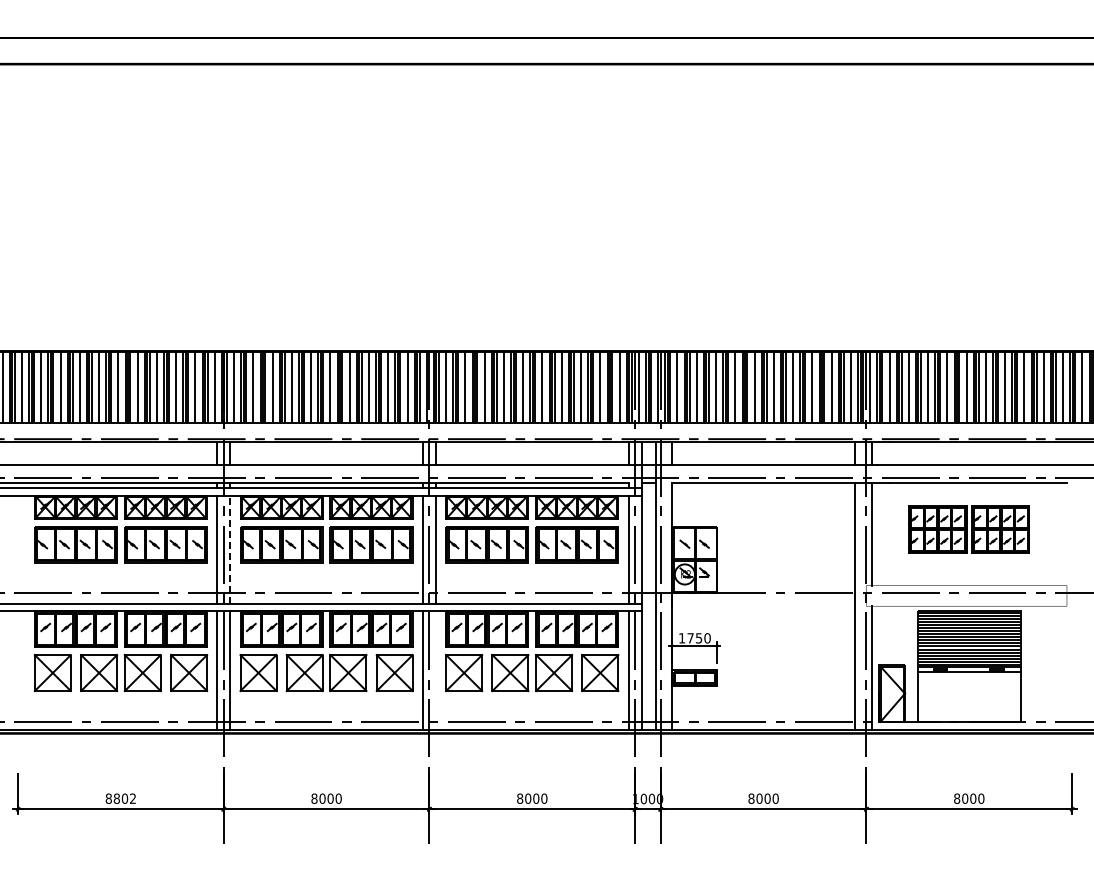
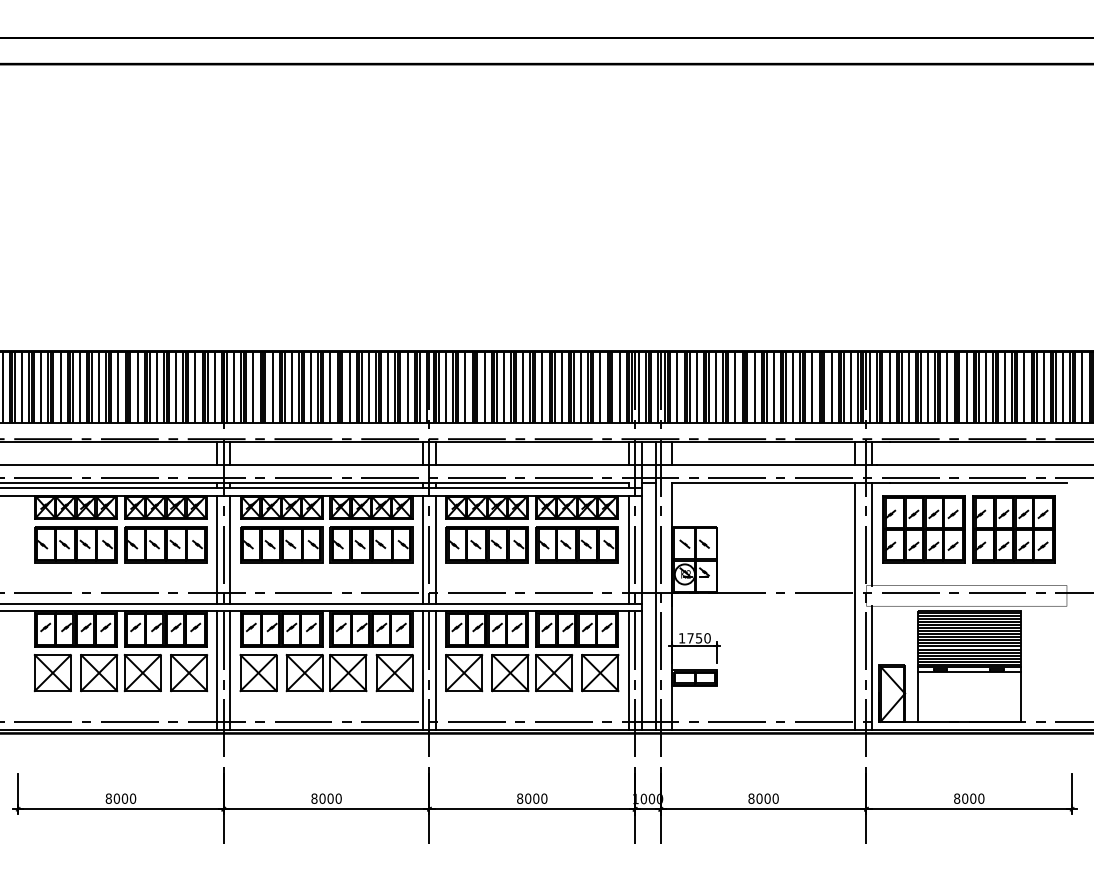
part size: 122x49 px -> 174x69 px (968, 529)
line: dashed -> solid (230, 549)
line: none -> present (435, 670)
text: 8802 -> 8000 (124, 798)
